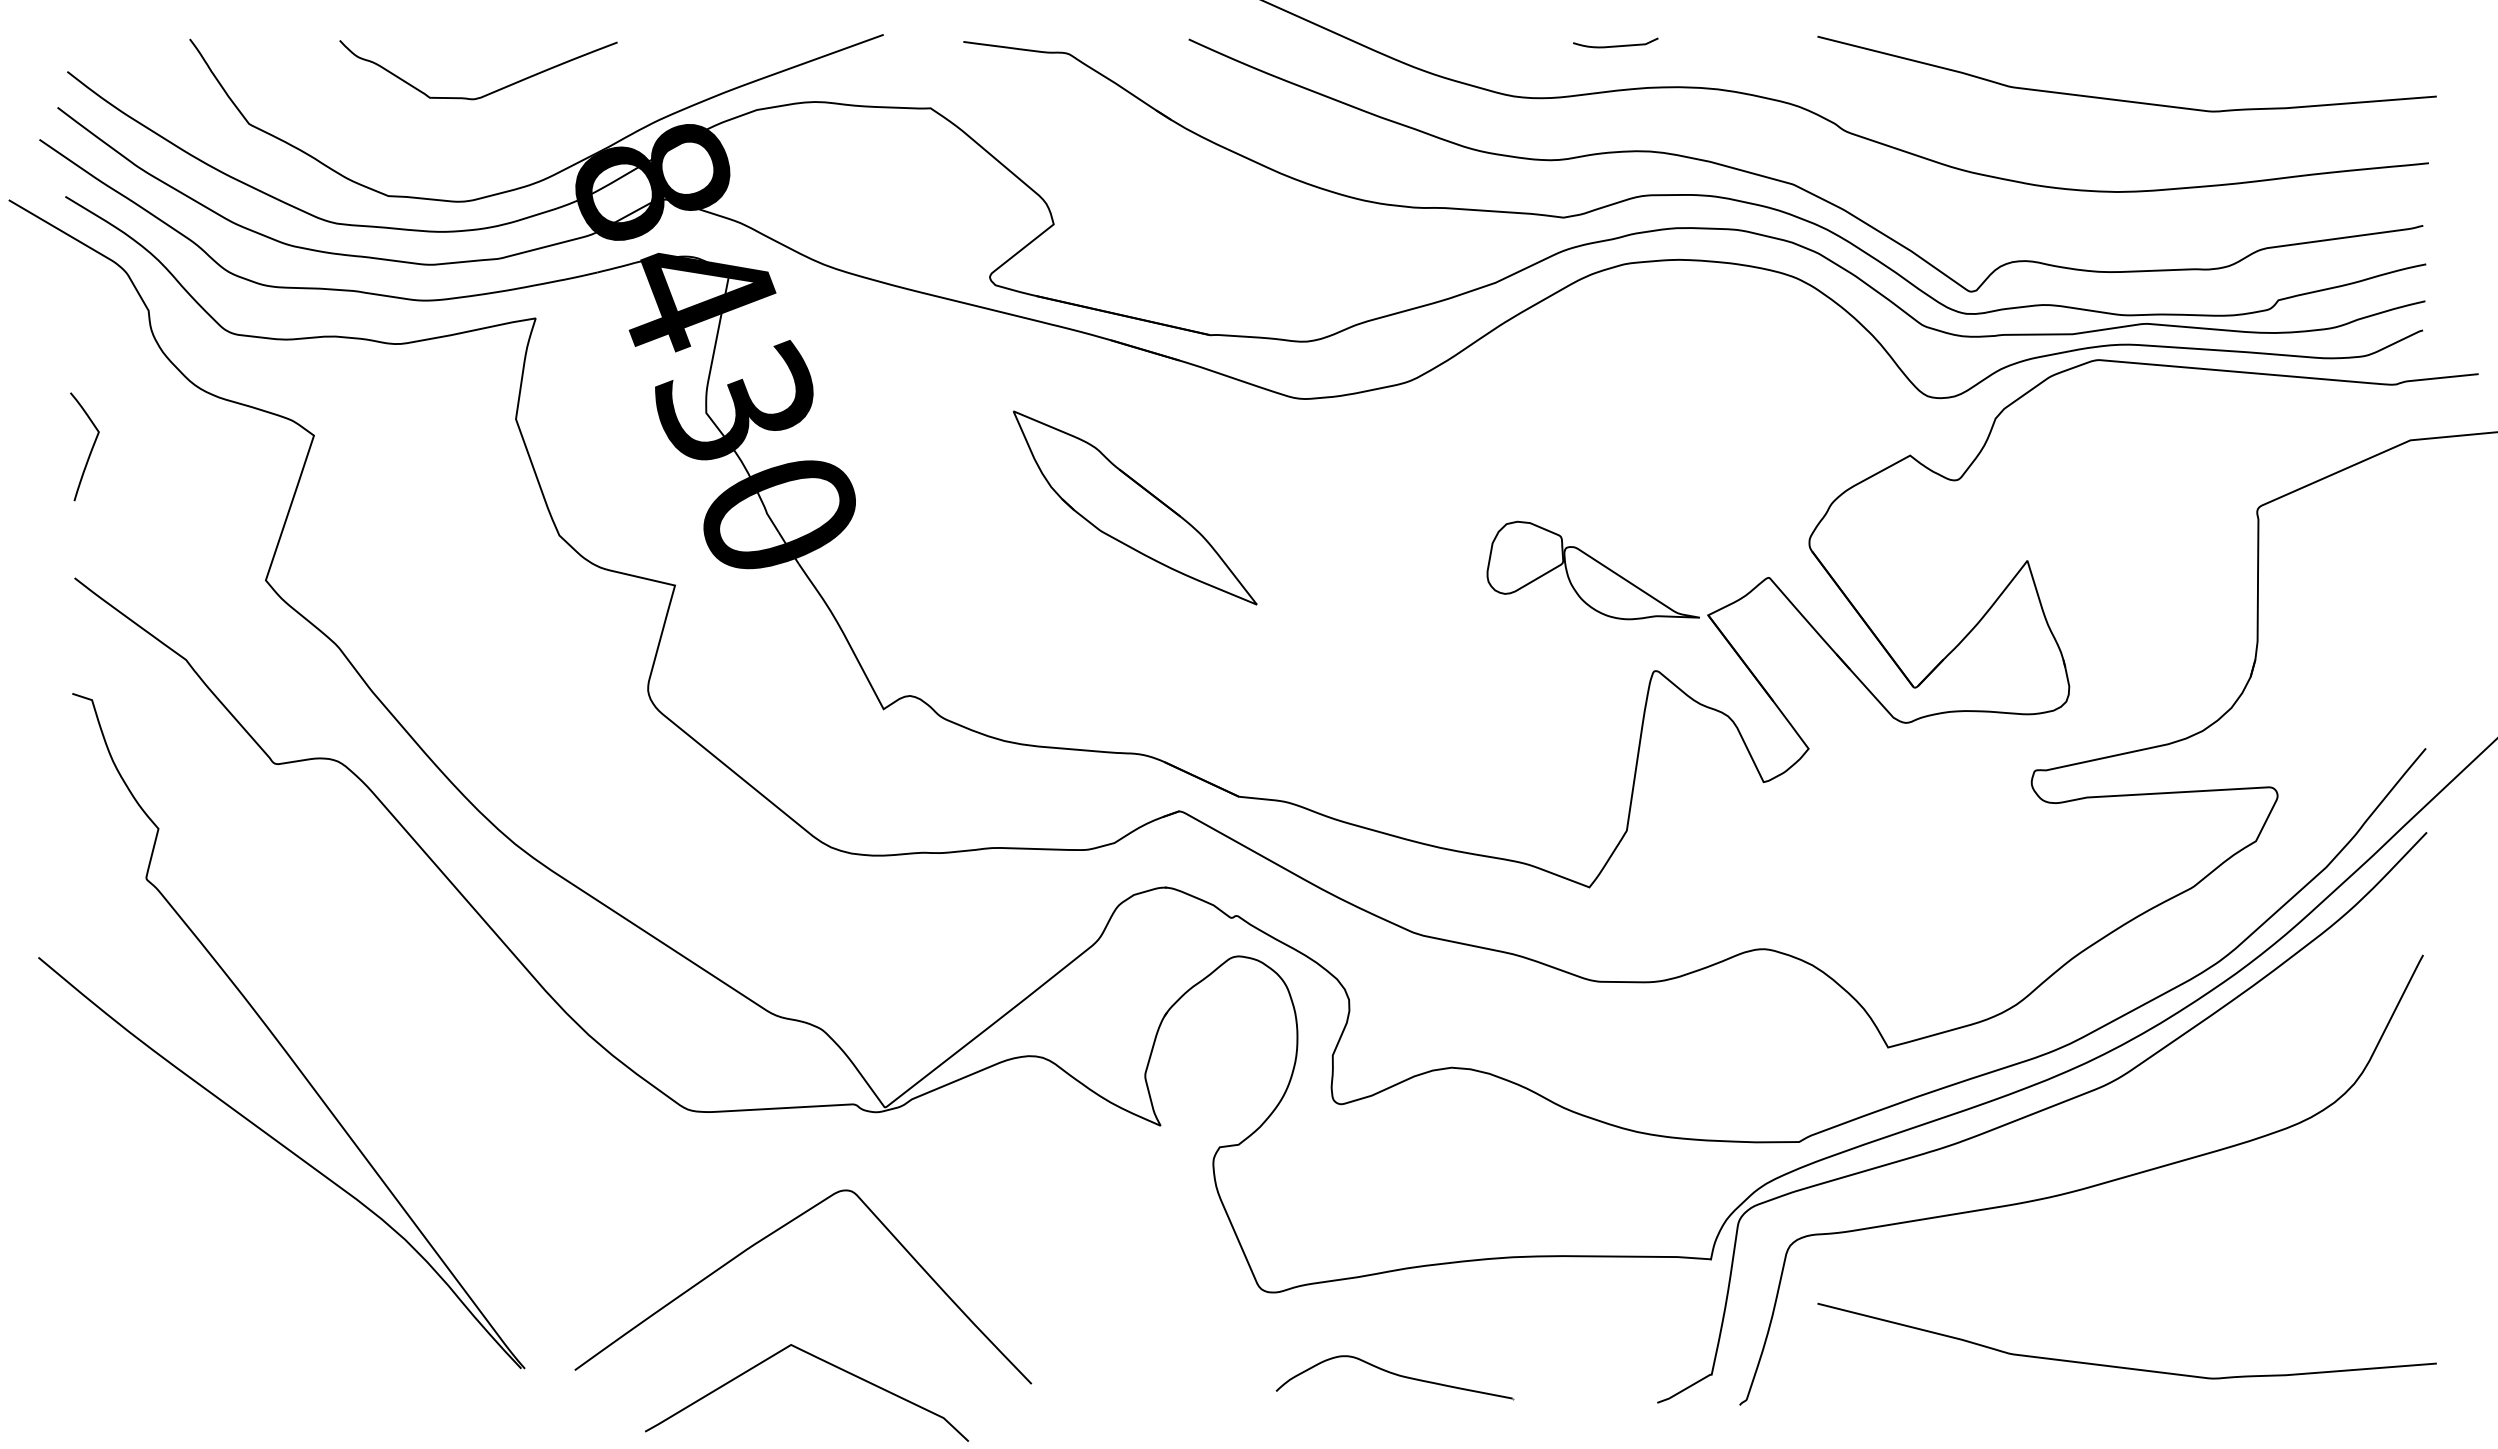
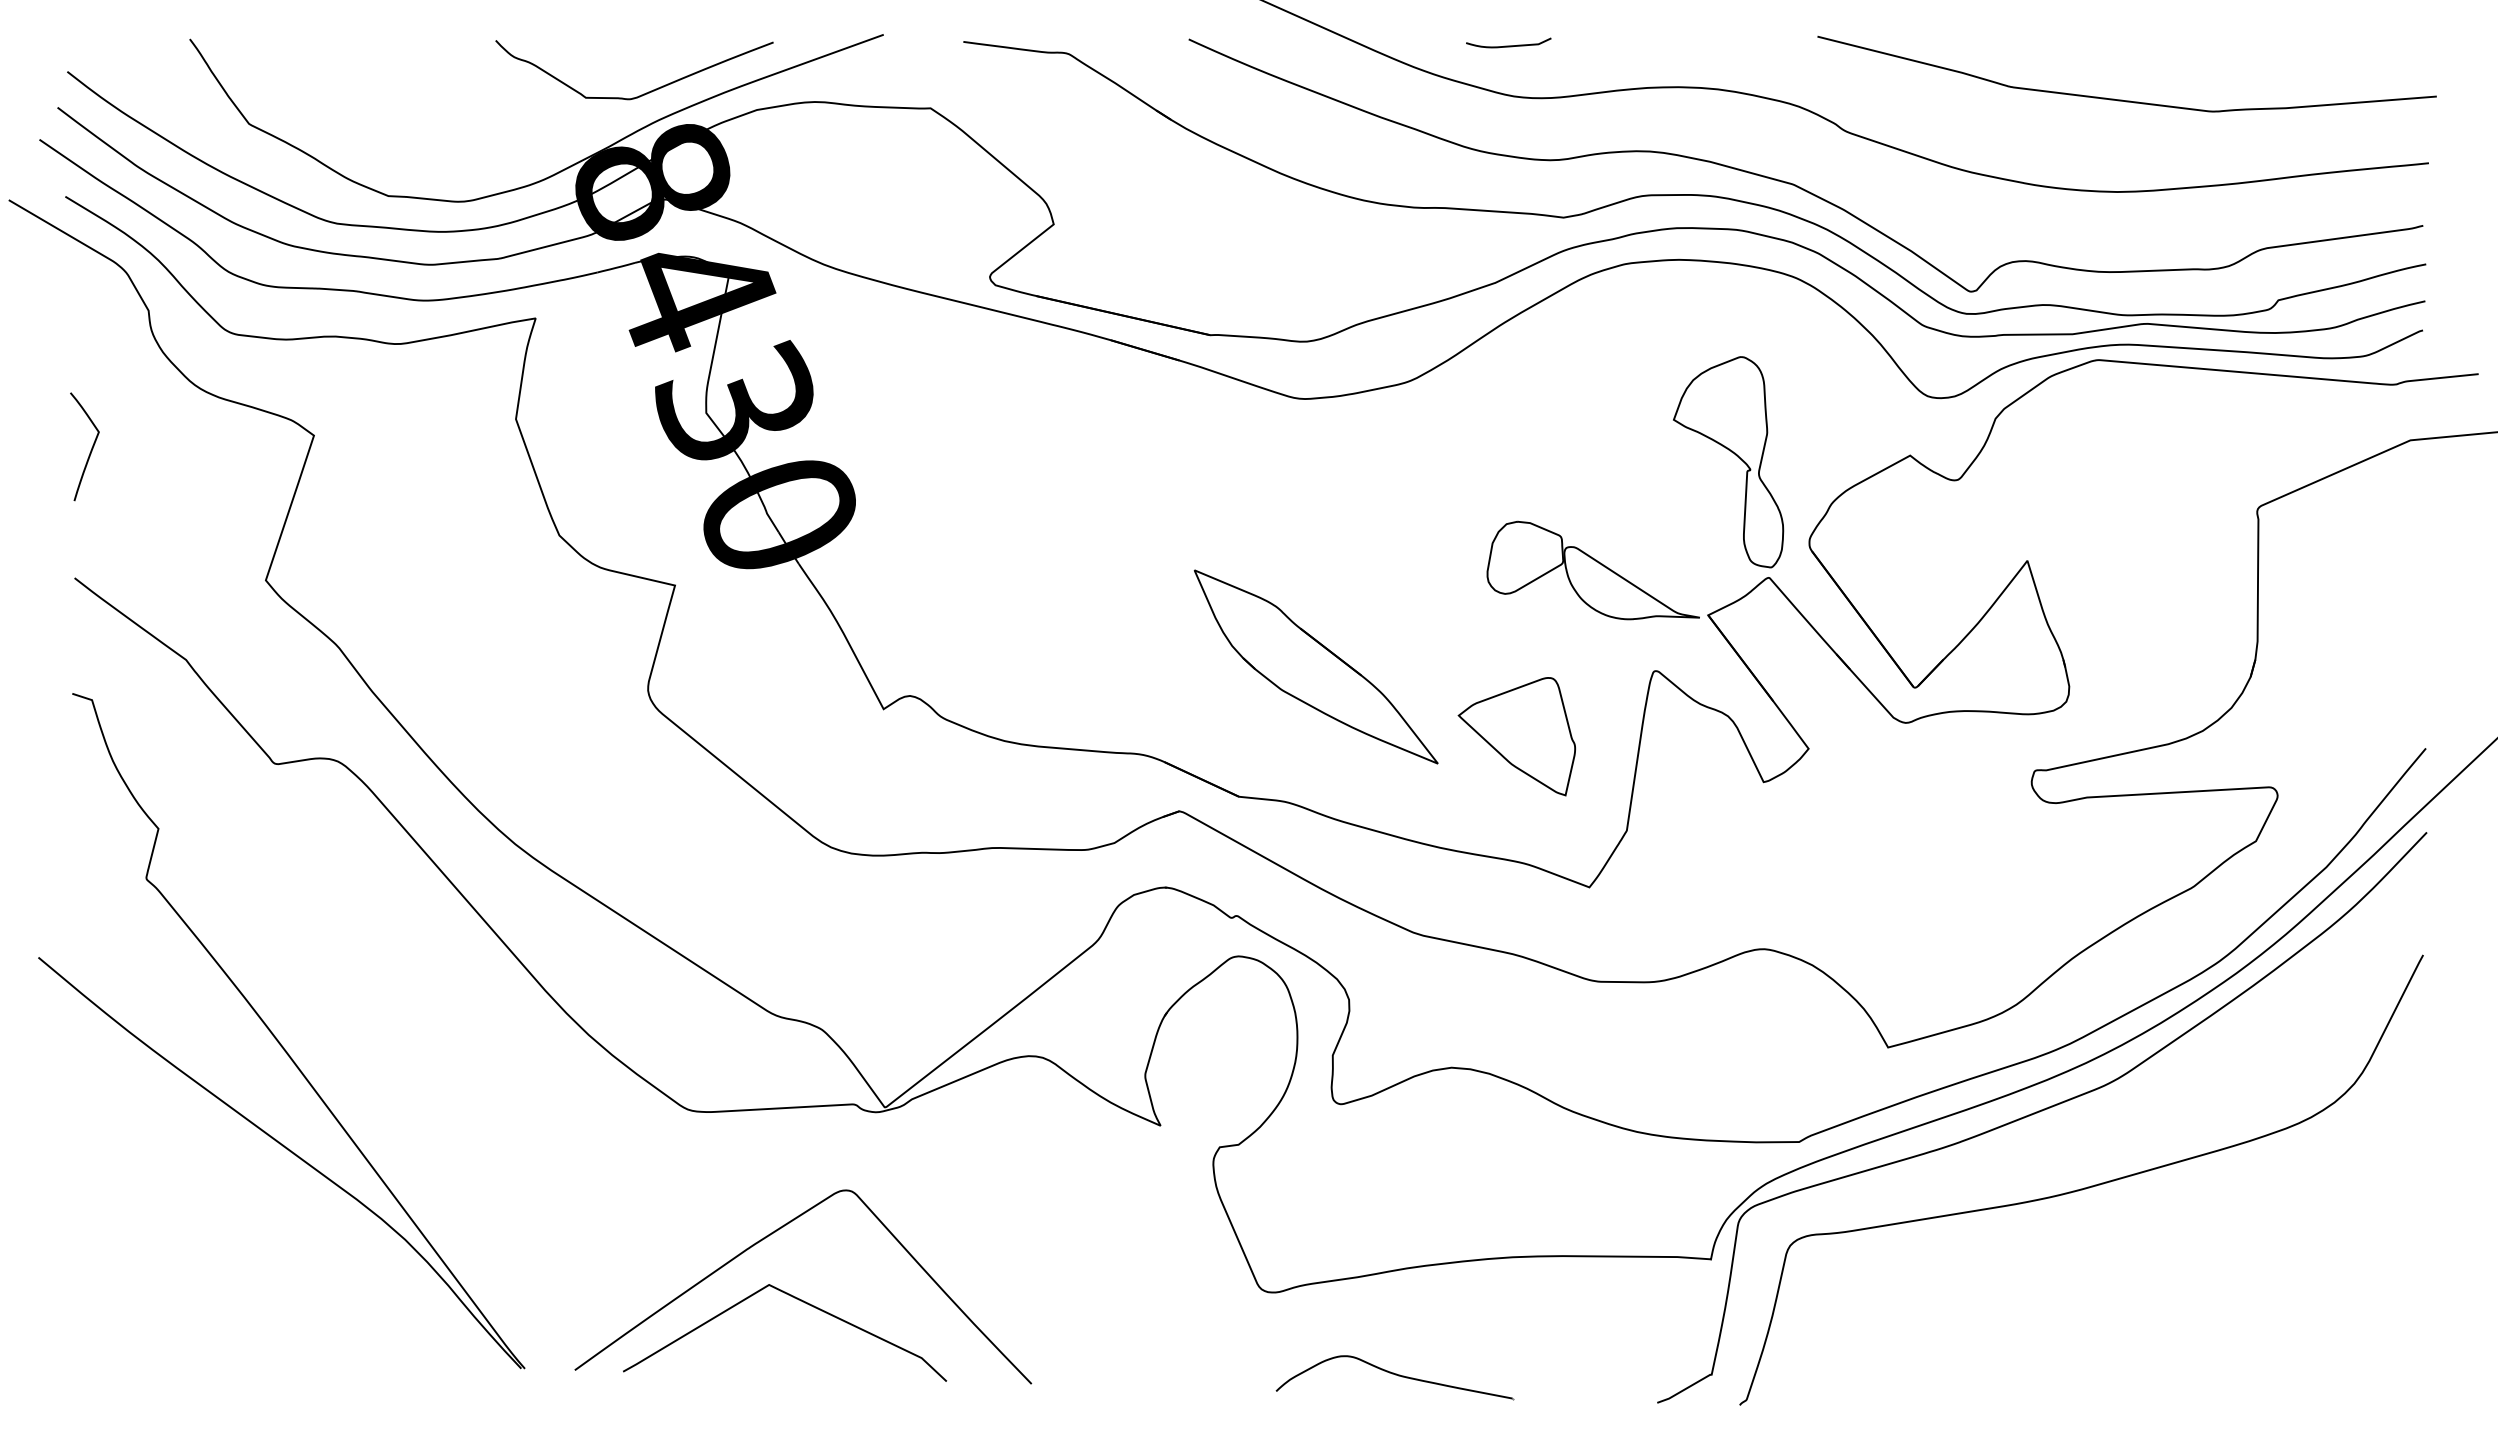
curve position: (1615, 45) -> (1508, 45) (1508, 45)
curve position: (487, 93) -> (643, 93) (643, 93)
part: none -> present (1732, 453)
part position: (1134, 507) -> (1315, 666) (1315, 666)
part: none -> present (1516, 736)
curve position: (822, 1361) -> (800, 1301) (800, 1301)
curve: present -> none (2122, 1366)
